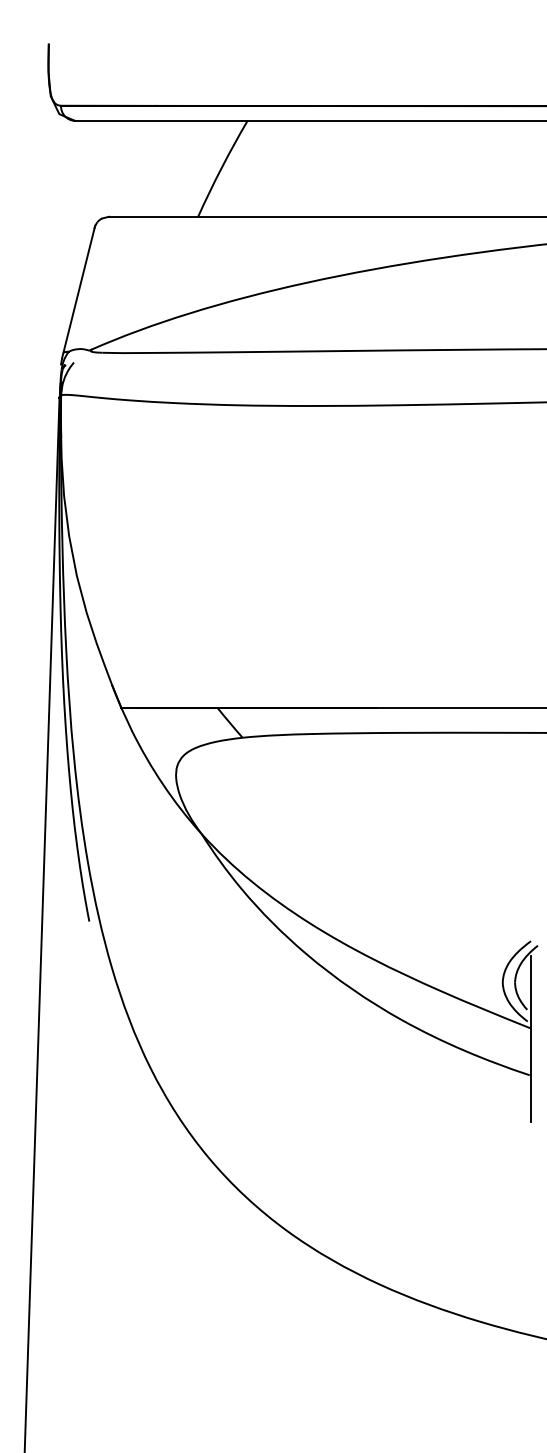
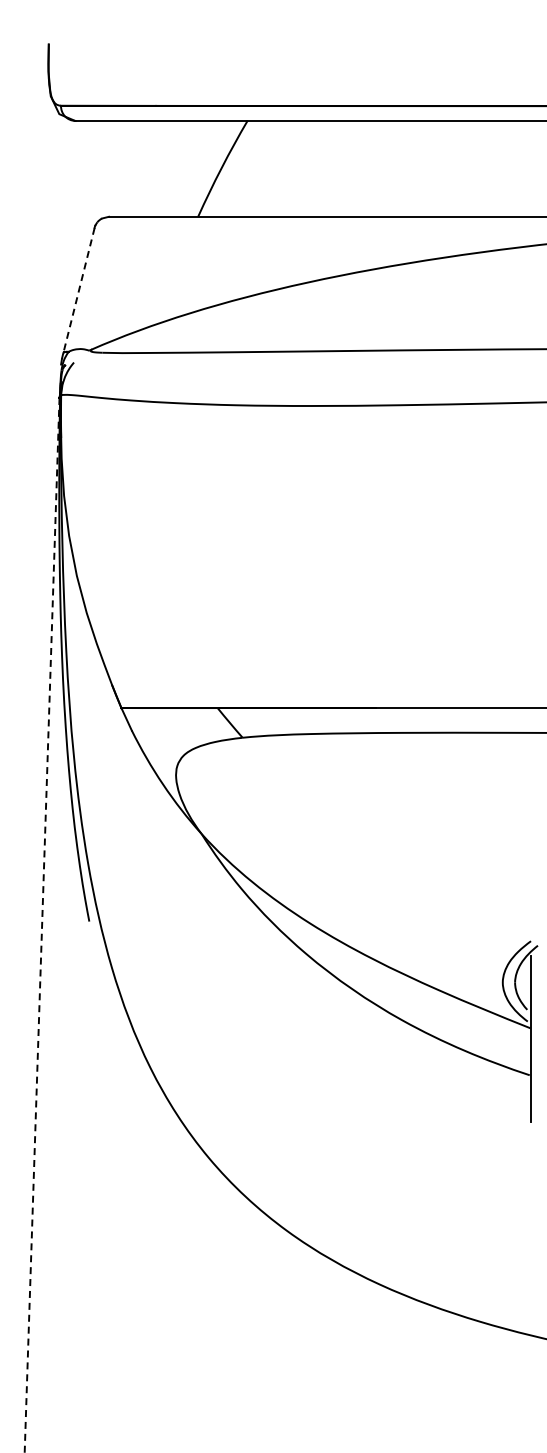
line: solid -> dashed (79, 289)
line: solid -> dashed (42, 925)
